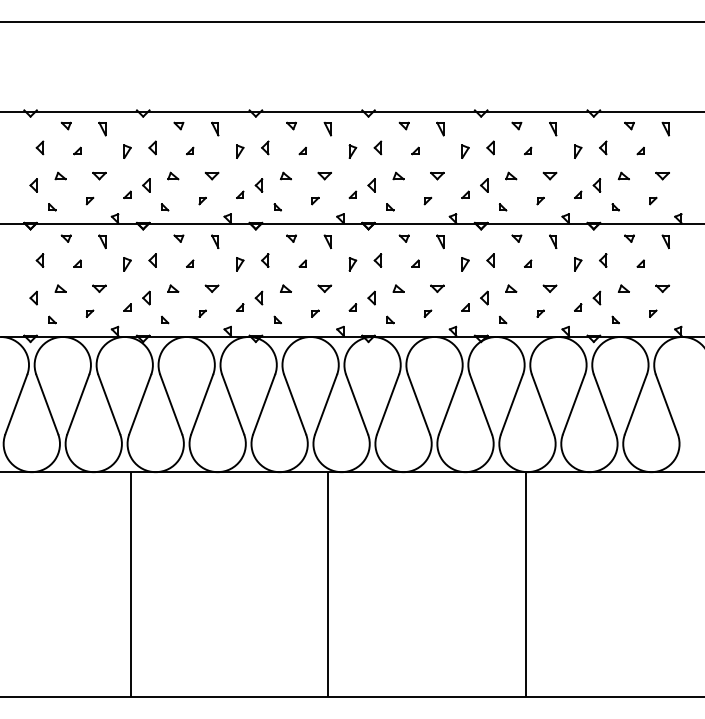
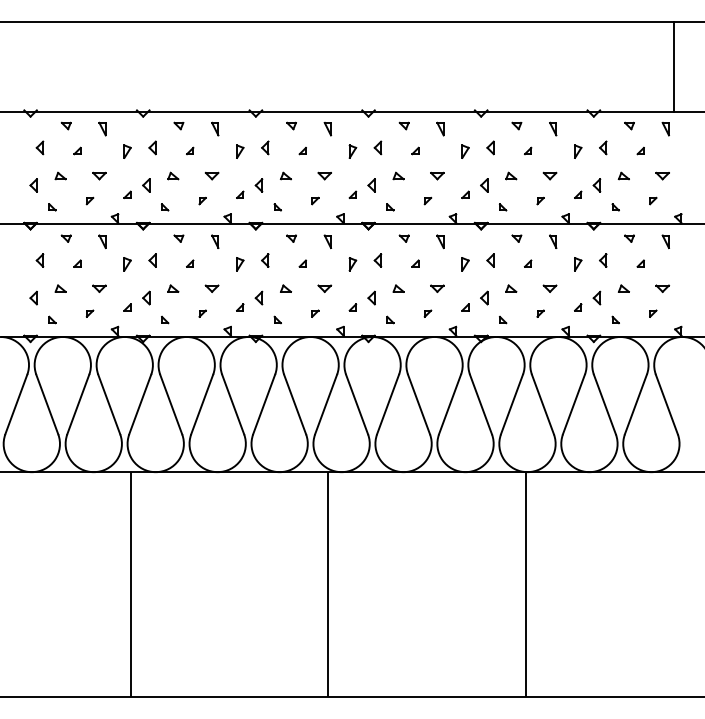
line: none -> present (673, 66)
